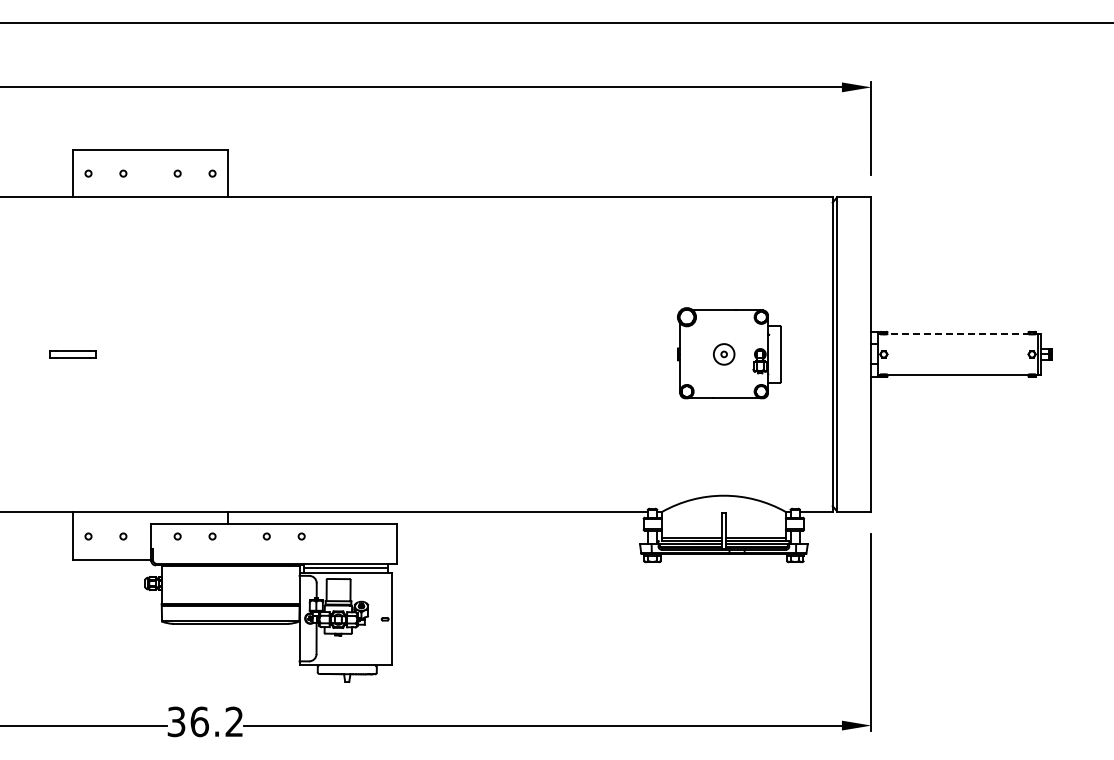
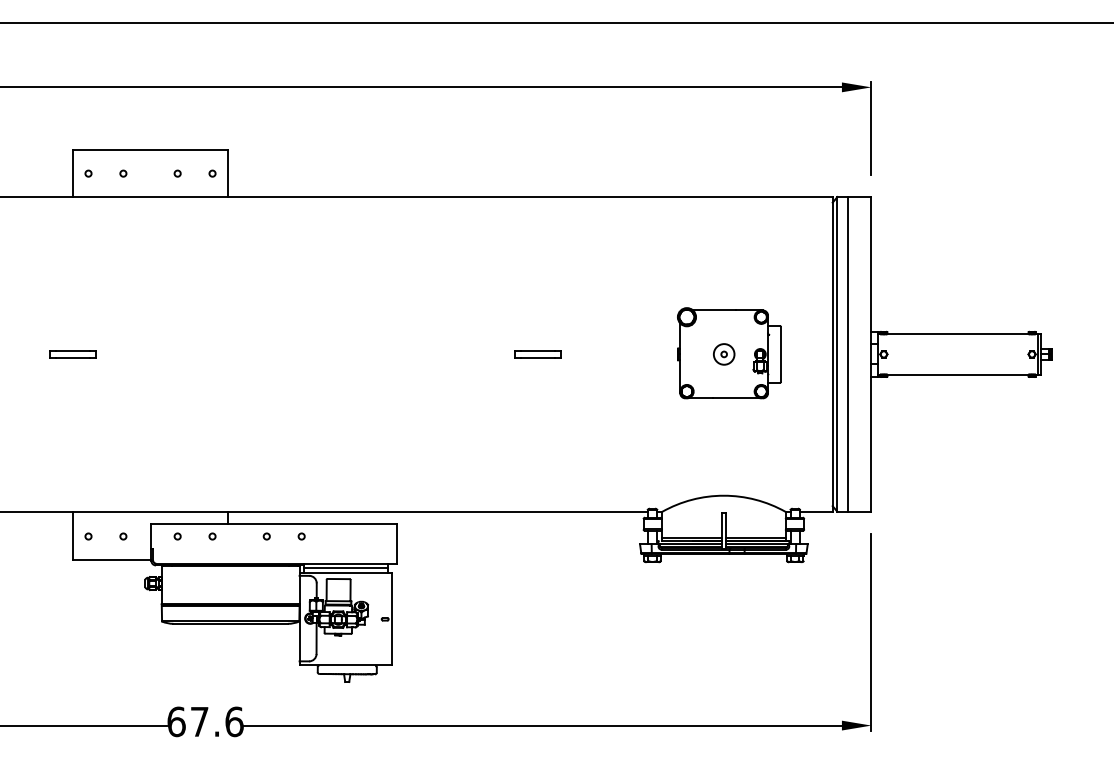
line: dashed -> solid (958, 334)
part: none -> present (537, 354)
line: none -> present (848, 354)
text: 36.2 -> 67.6 (205, 721)
